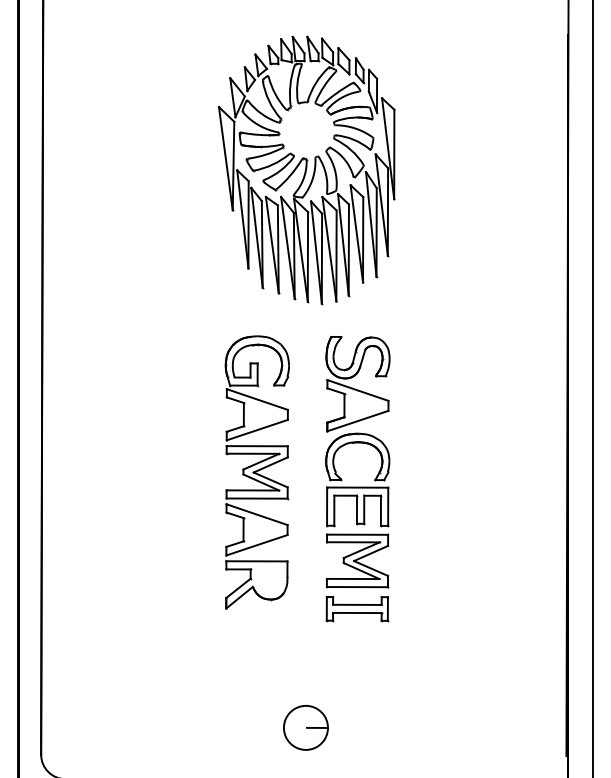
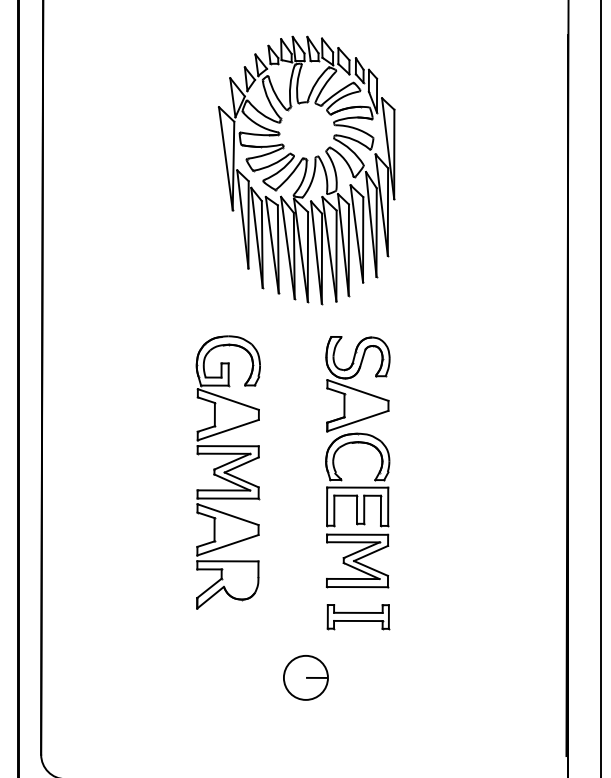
line position: (592, 388) -> (600, 388) (600, 388)
part position: (256, 472) -> (227, 472) (227, 472)
part position: (357, 609) -> (358, 617) (358, 617)
part position: (305, 727) -> (305, 677) (305, 677)
